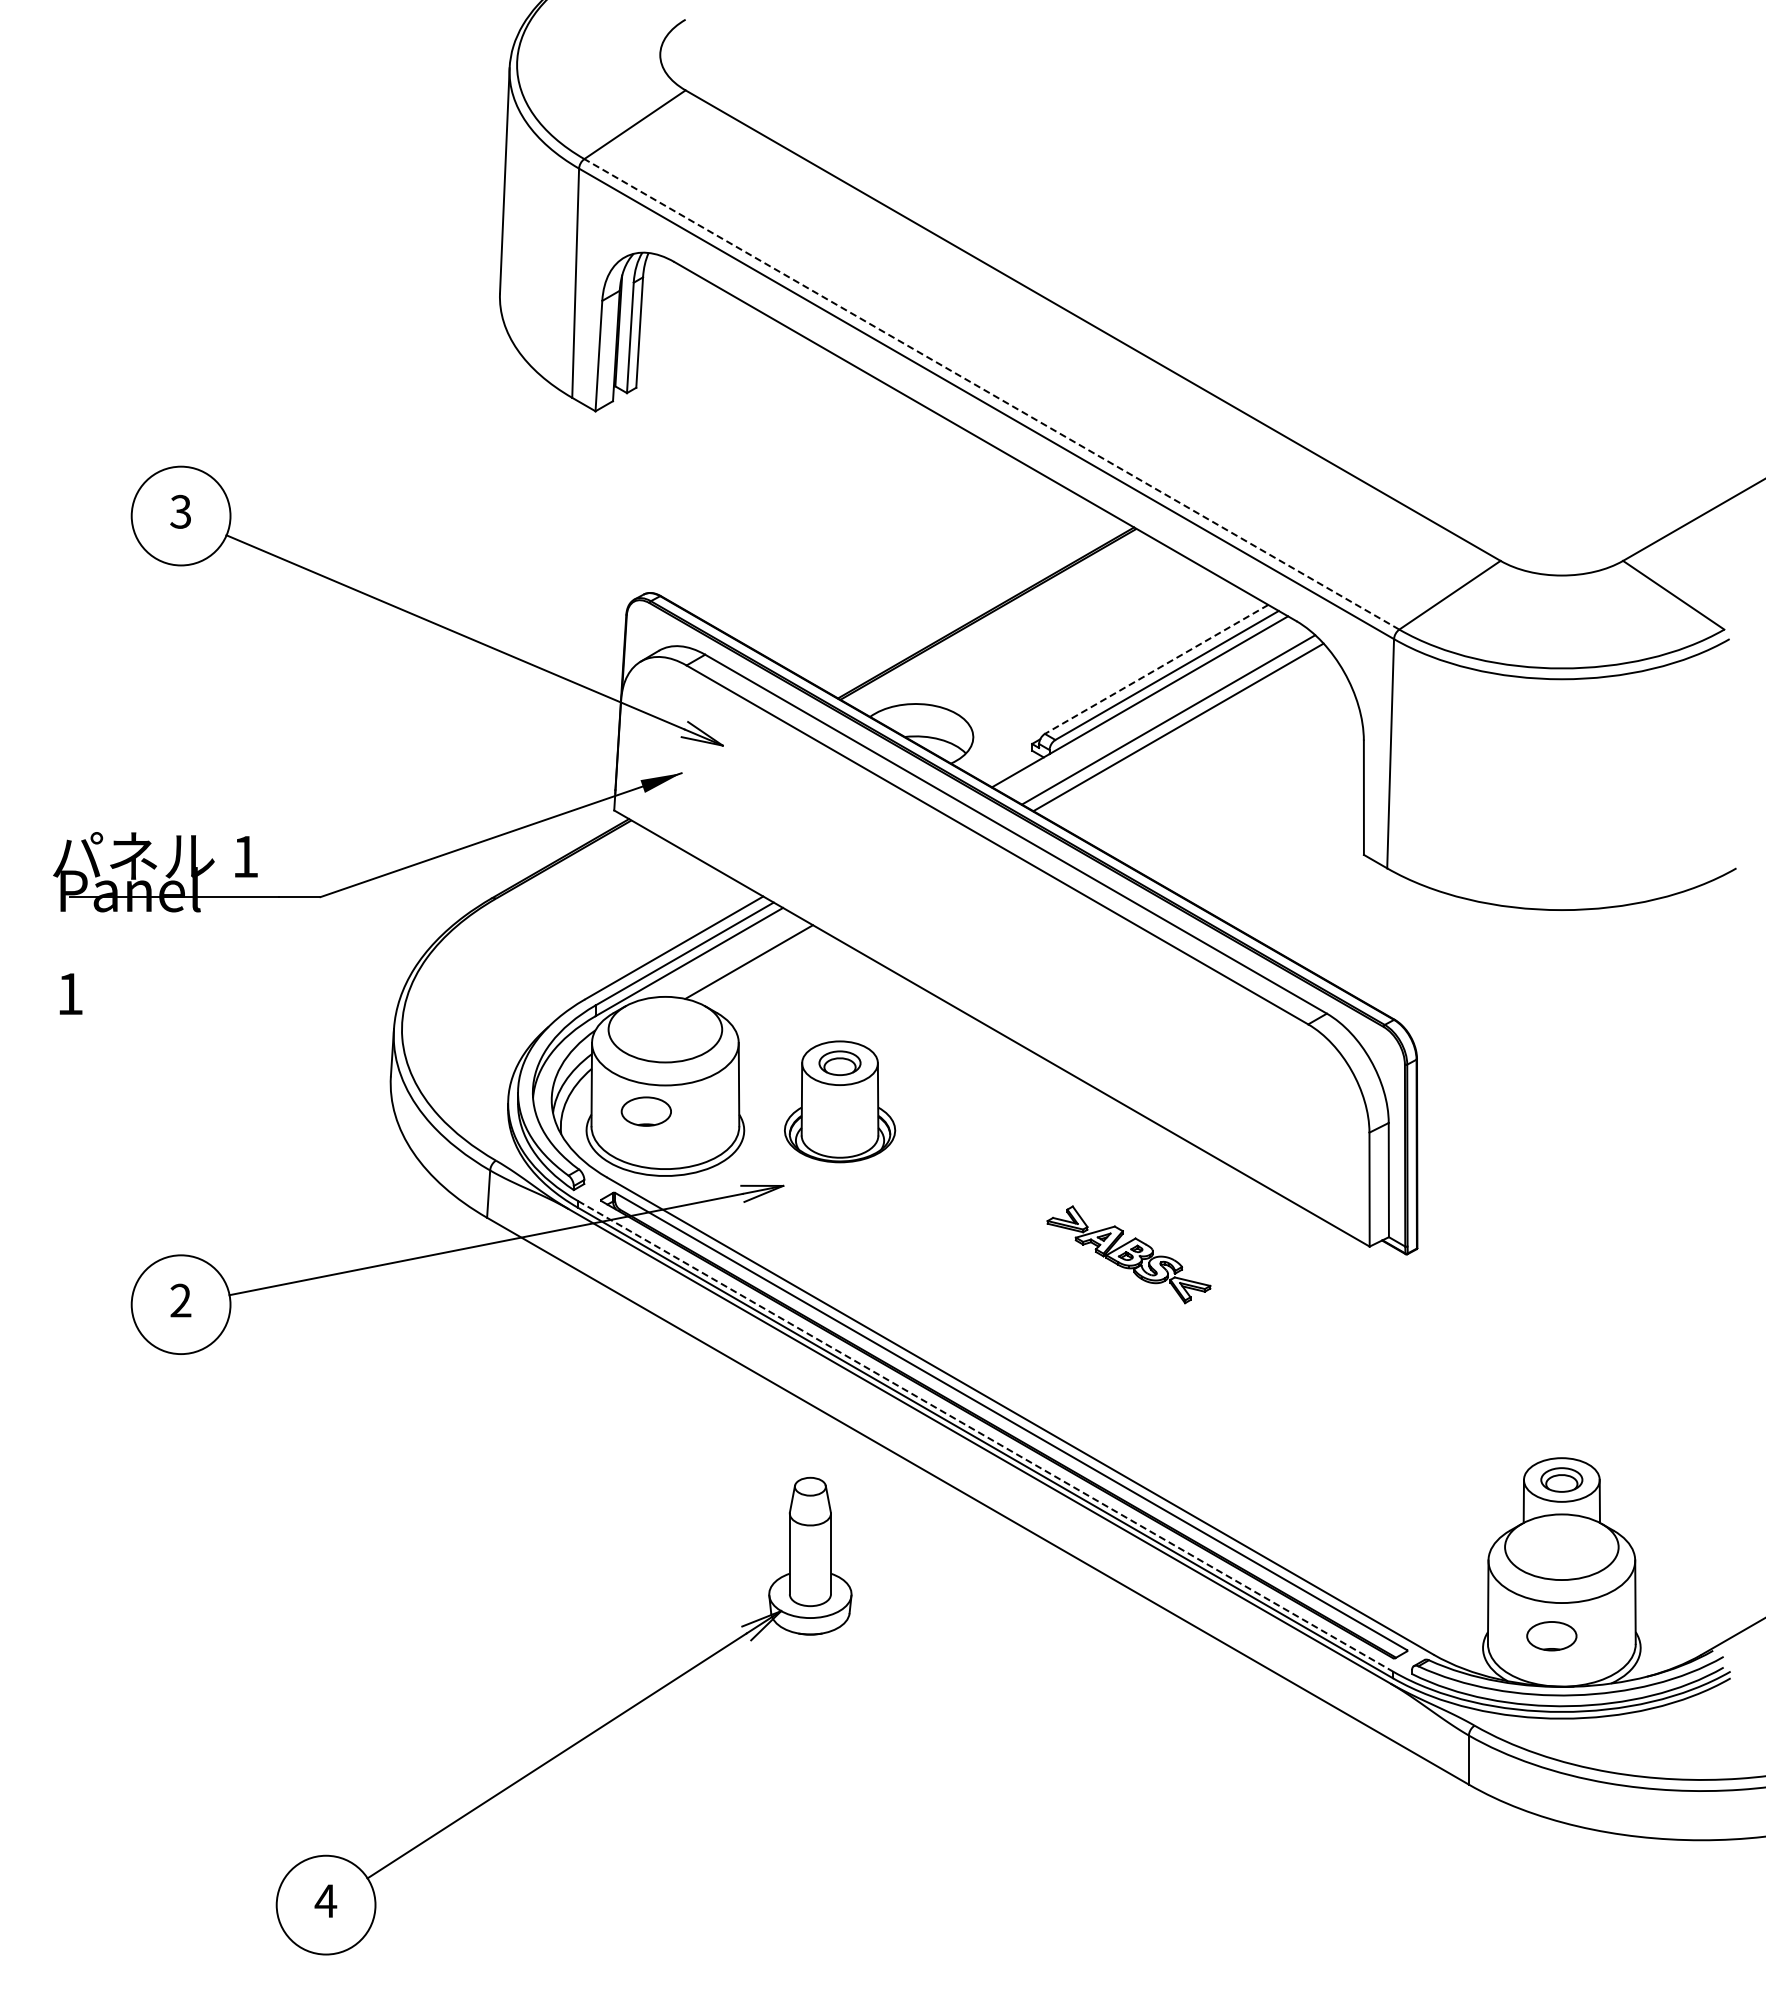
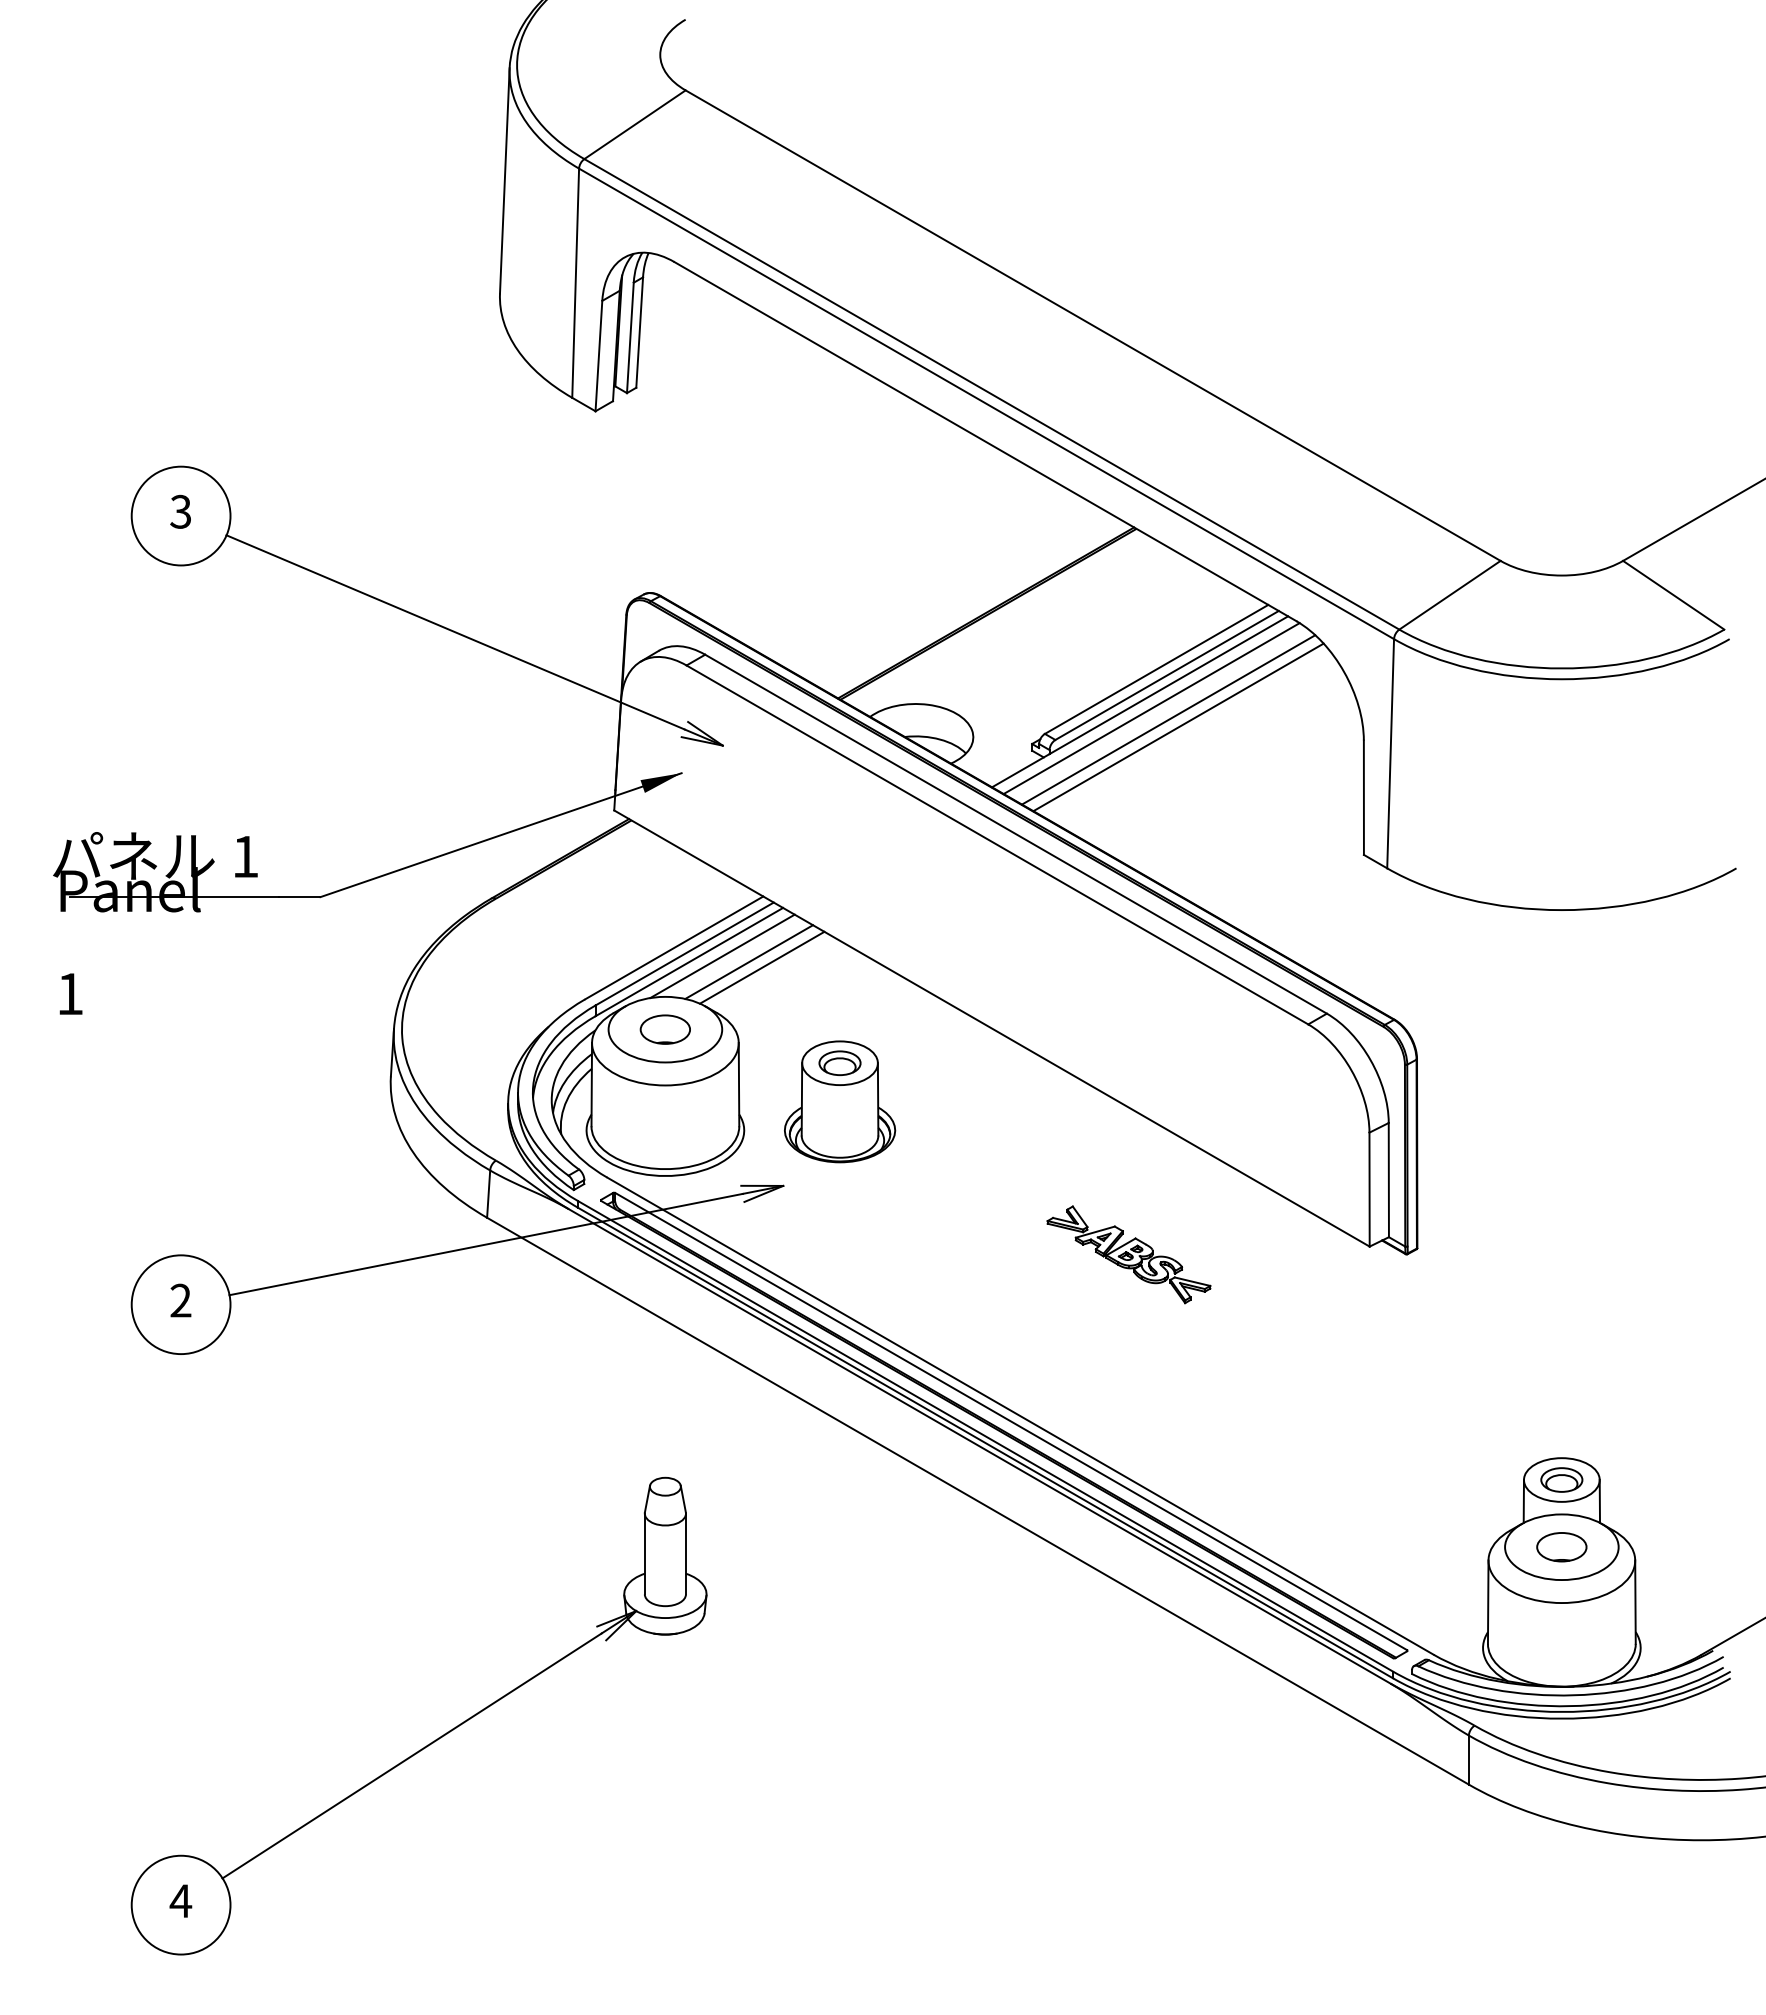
line: dashed -> solid (991, 394)
line: dashed -> solid (1156, 669)
line: none -> present (1151, 708)
line: none -> present (722, 956)
line: none -> present (762, 967)
part position: (645, 1111) -> (664, 1029) (664, 1029)
line: dashed -> solid (985, 1436)
part position: (1551, 1636) -> (1561, 1547) (1561, 1547)
part position: (580, 1739) -> (435, 1739) (435, 1739)
